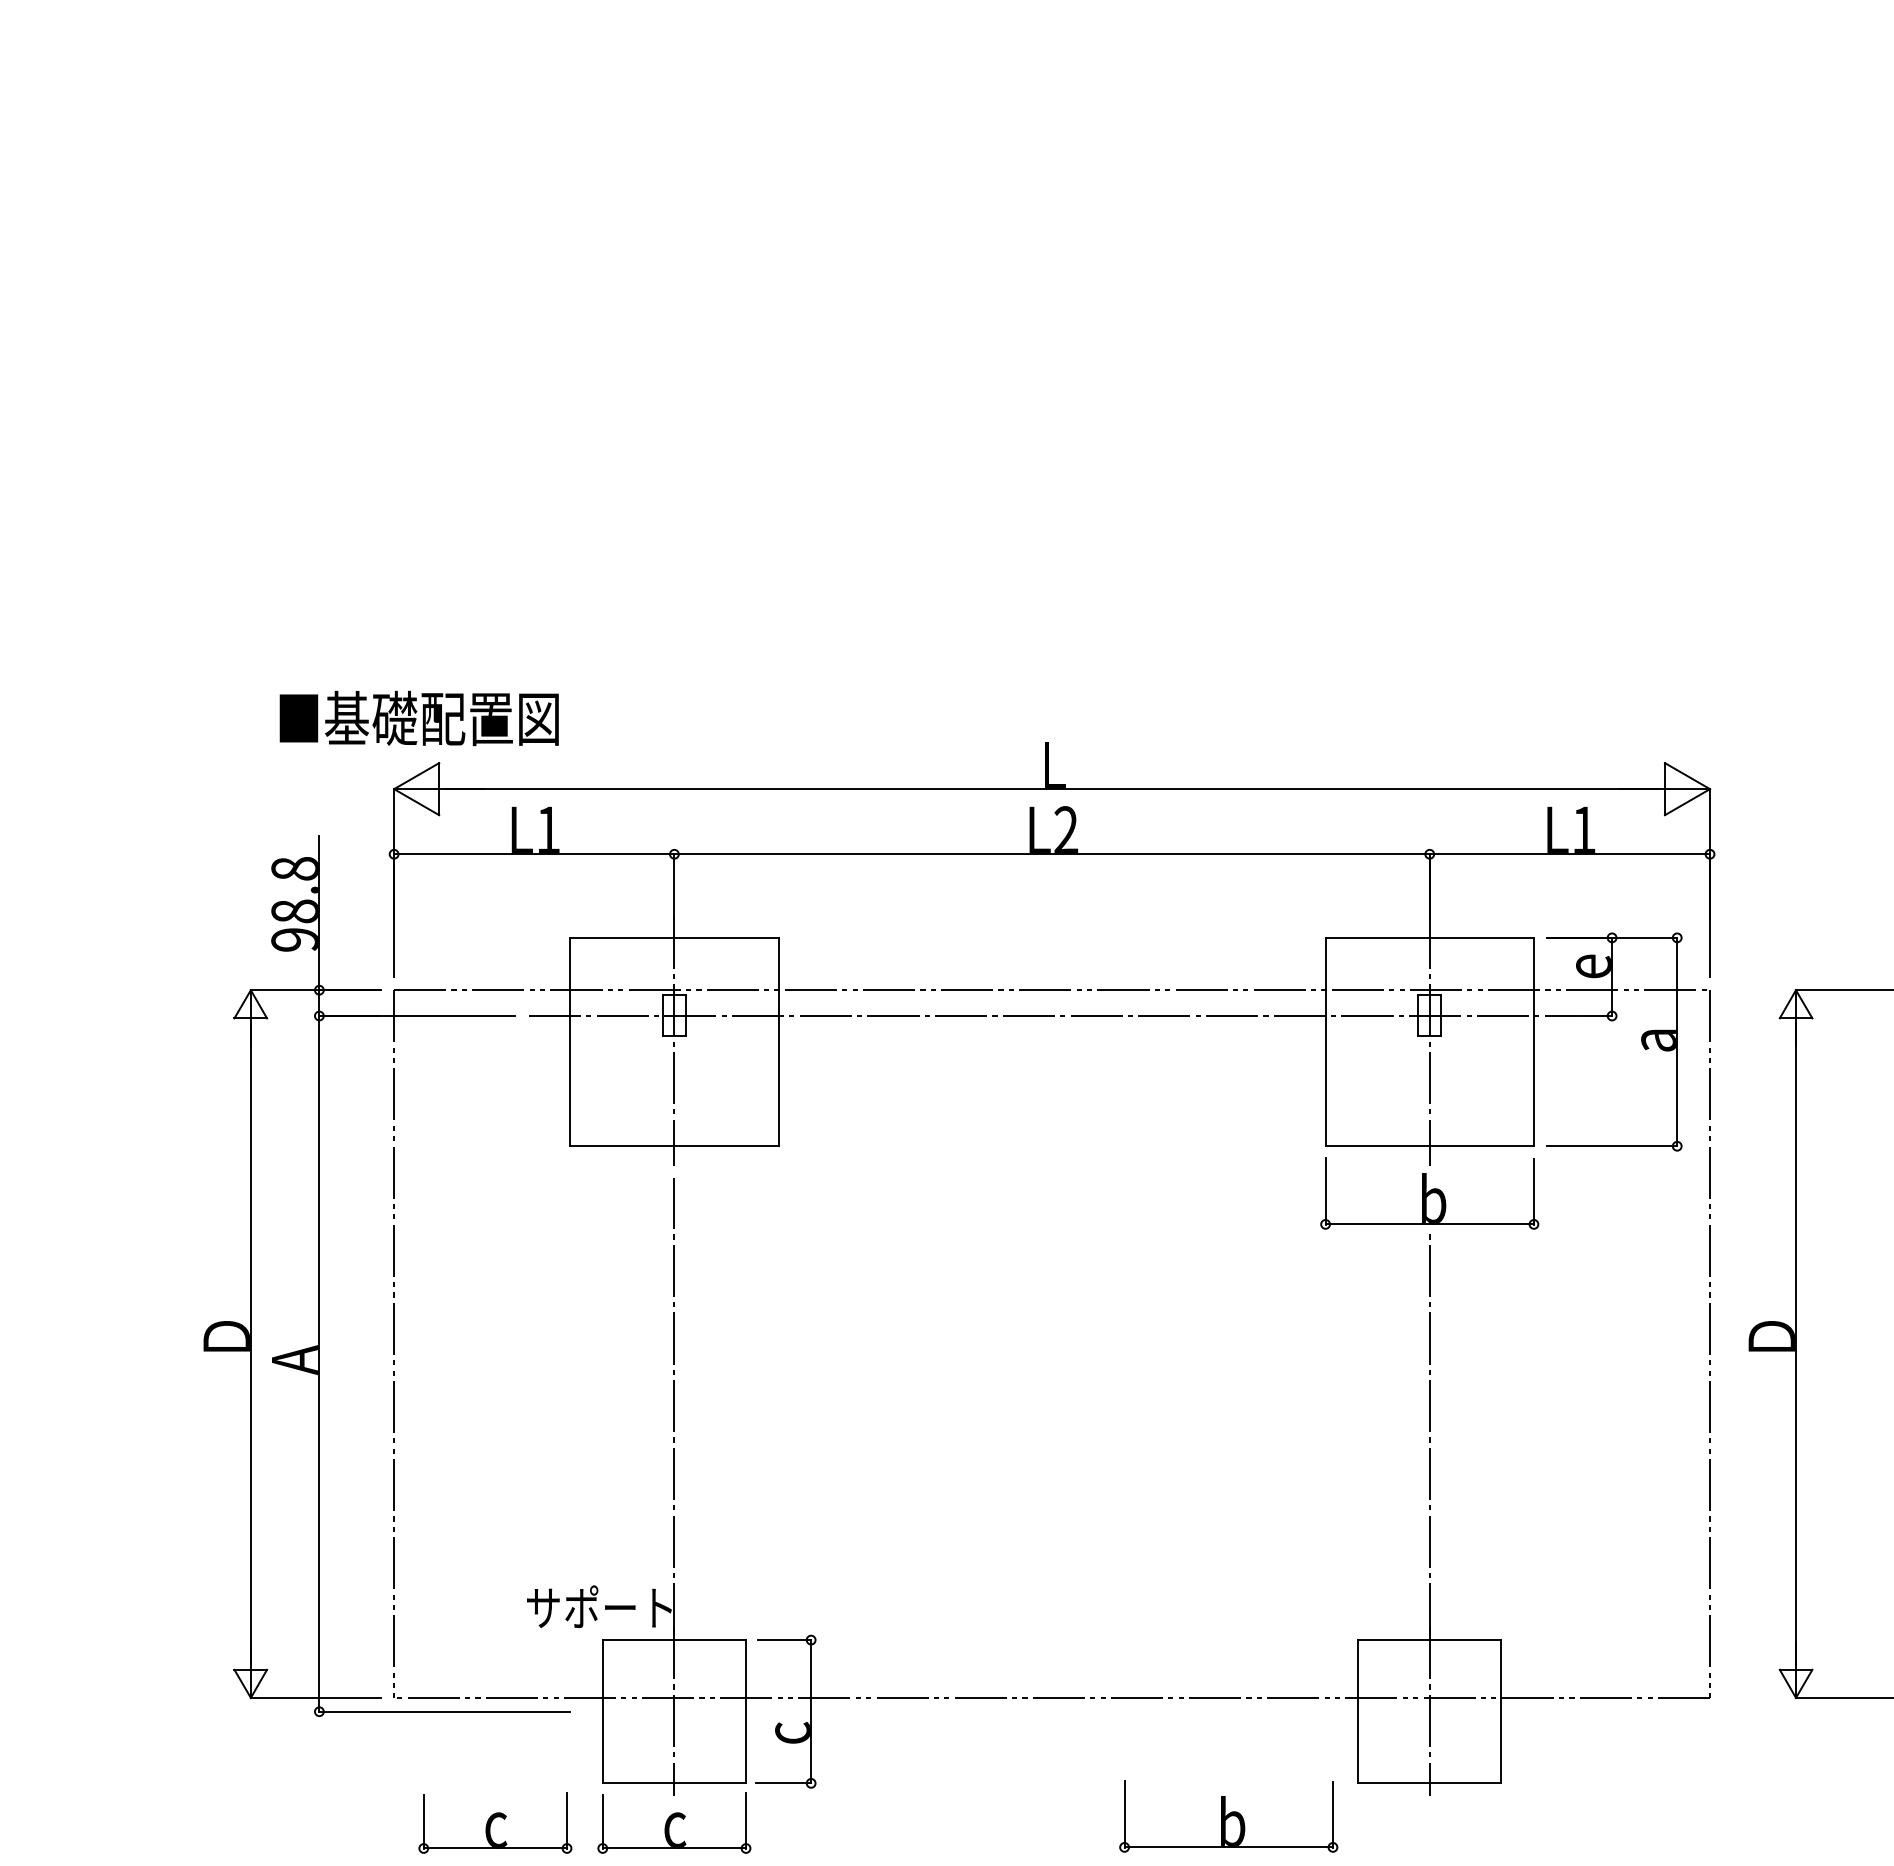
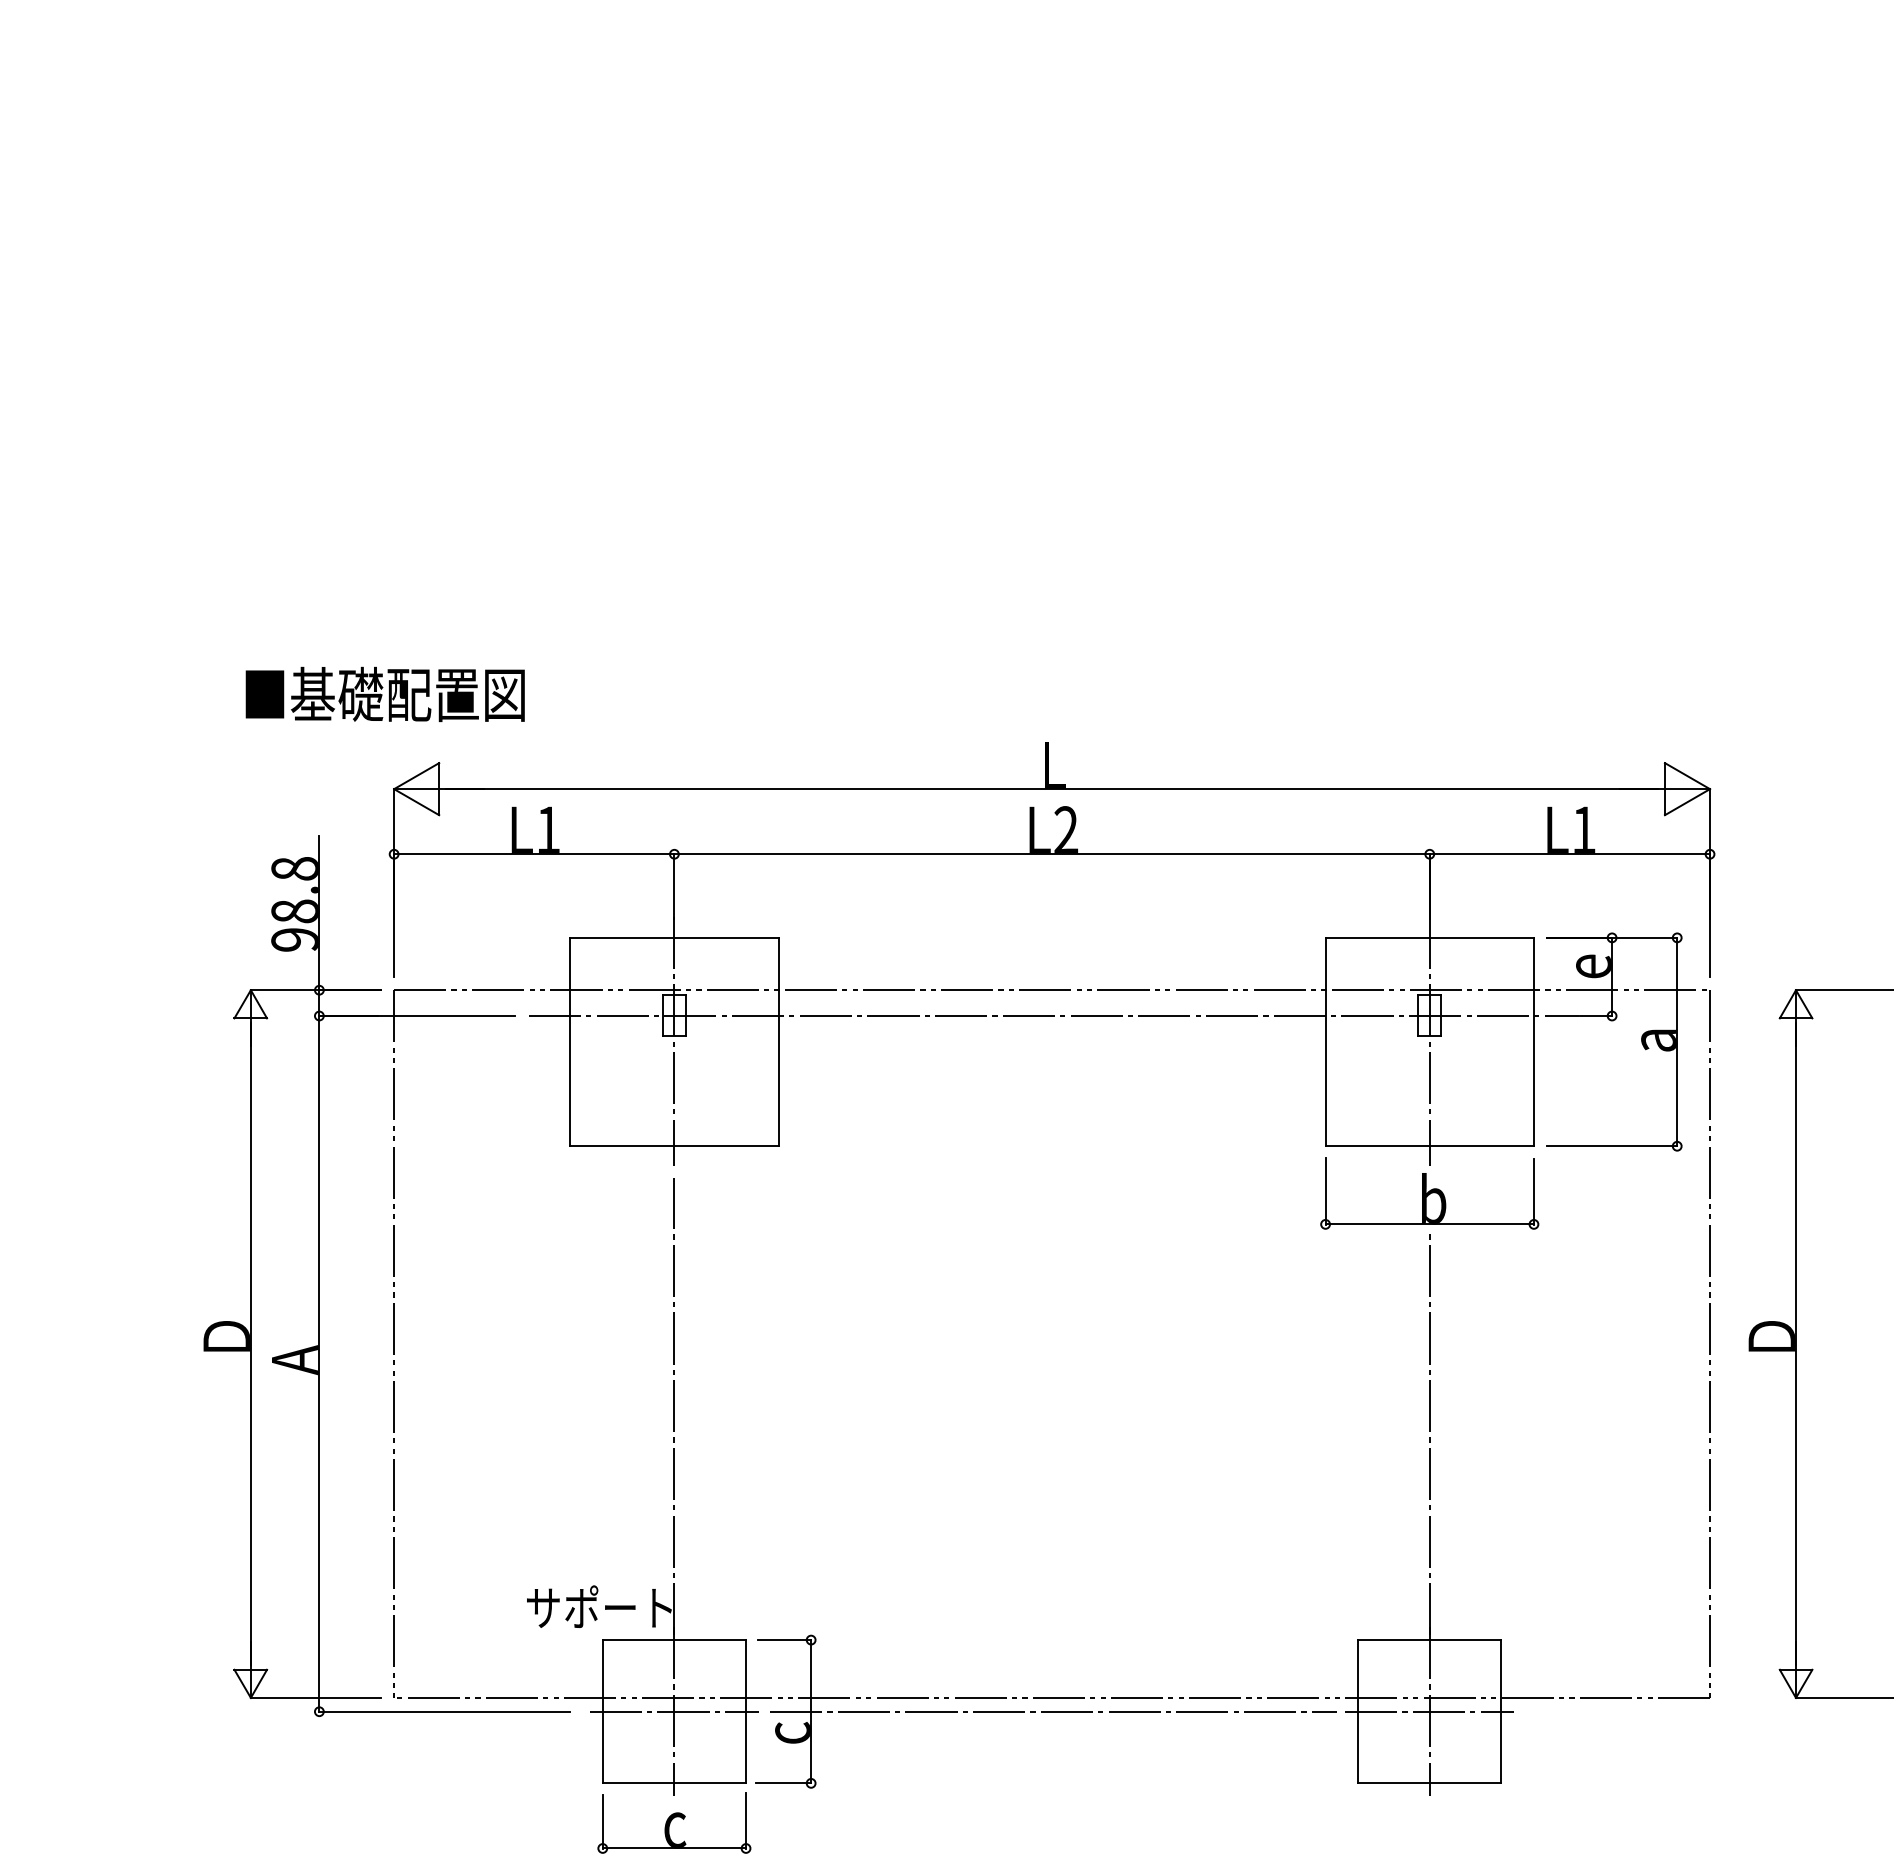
text position: (418, 717) -> (384, 693) (384, 693)
line: none -> present (674, 1711)
line: none -> present (1053, 1711)
line: none -> present (1429, 1711)
part: present -> none (1228, 1816)
part: present -> none (495, 1822)
